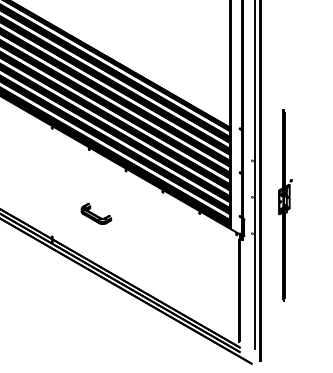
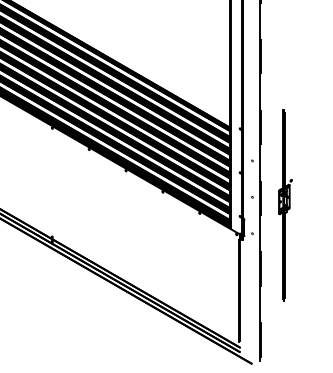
line: present -> none (255, 175)
line: solid -> dashed (261, 180)
part: present -> none (96, 213)
